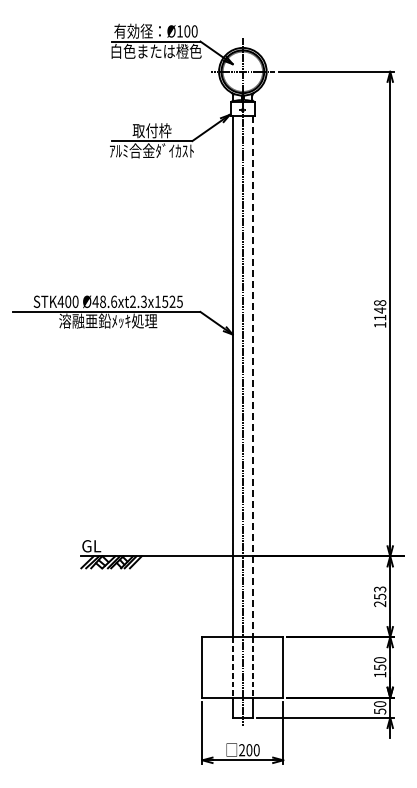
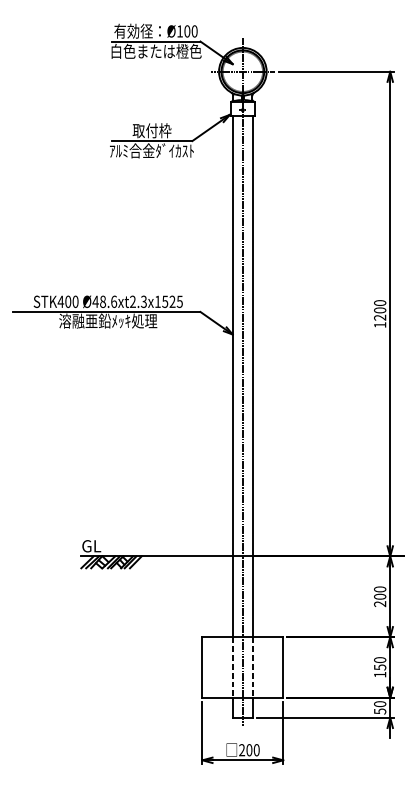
text: 1148 -> 1200 (380, 310)
line: dashed -> solid (252, 377)
text: 253 -> 200 (380, 592)
